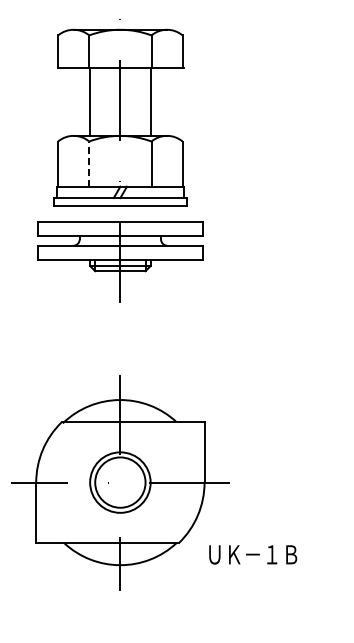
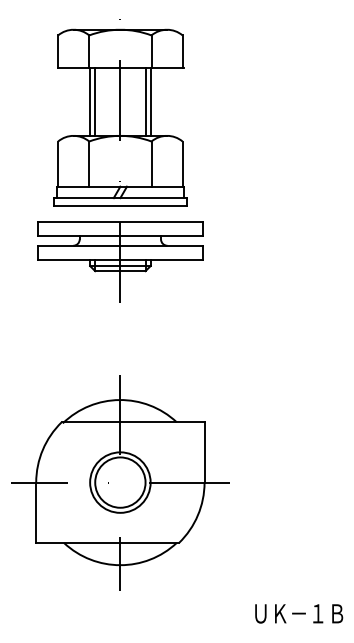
line: none -> present (95, 101)
line: none -> present (145, 101)
line: dashed -> solid (89, 164)
text position: (253, 554) -> (299, 613) (299, 613)
